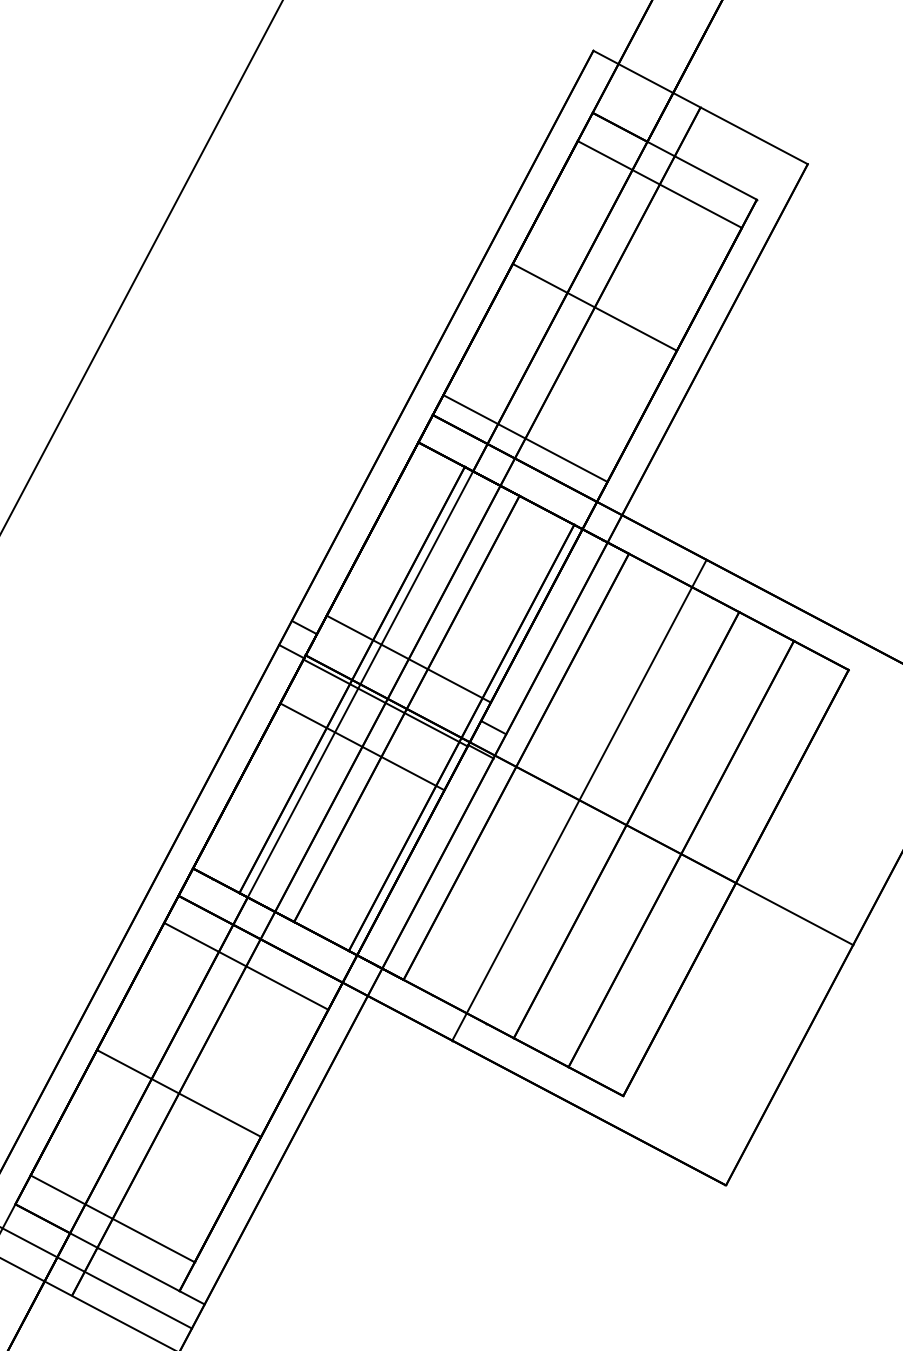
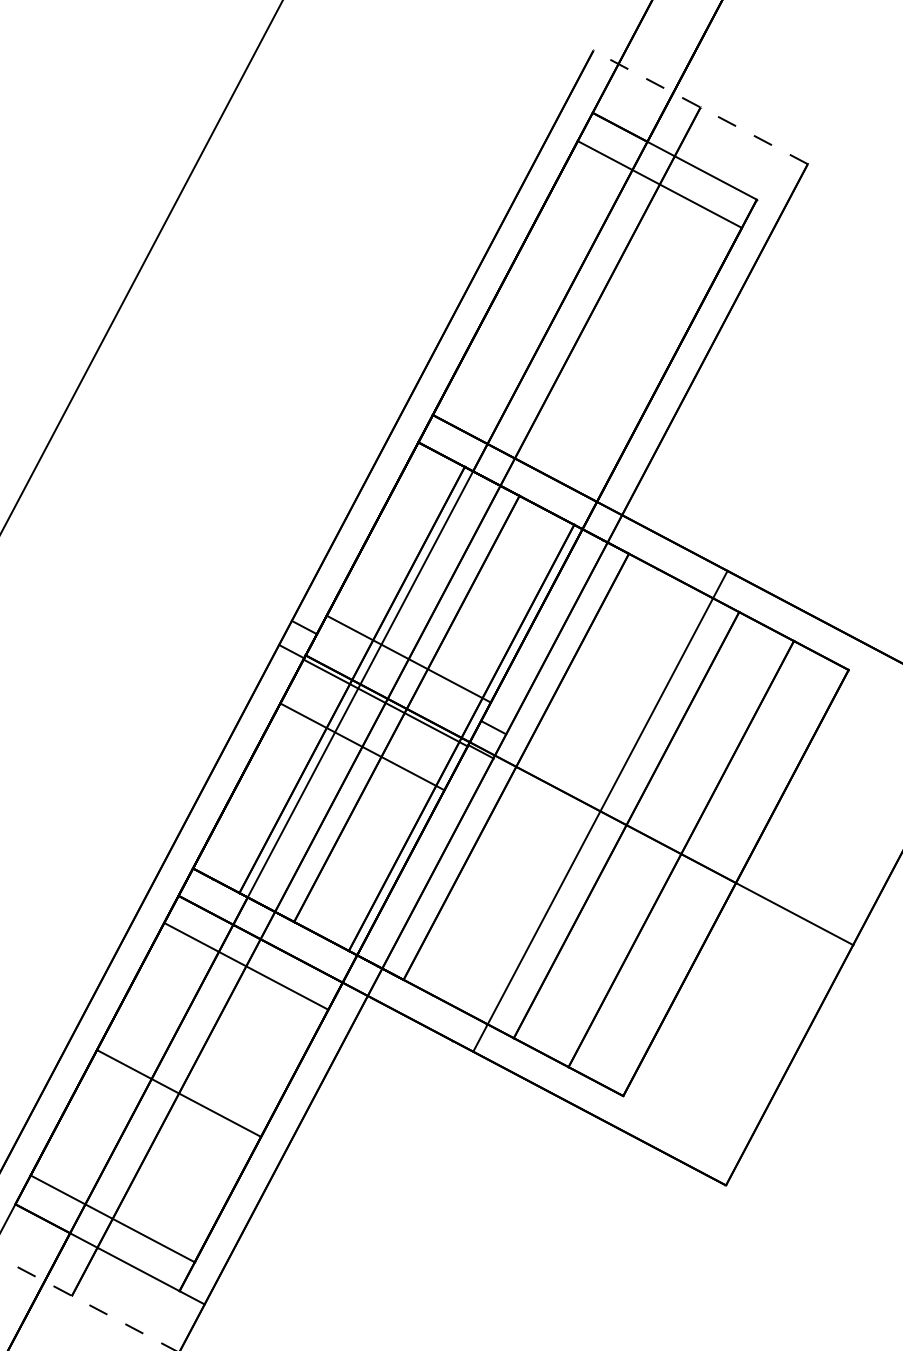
line: solid -> dashed (700, 107)
line: present -> none (594, 306)
line: present -> none (525, 438)
line position: (579, 799) -> (600, 810) (600, 810)
line: present -> none (96, 1278)
line: solid -> dashed (87, 1304)
